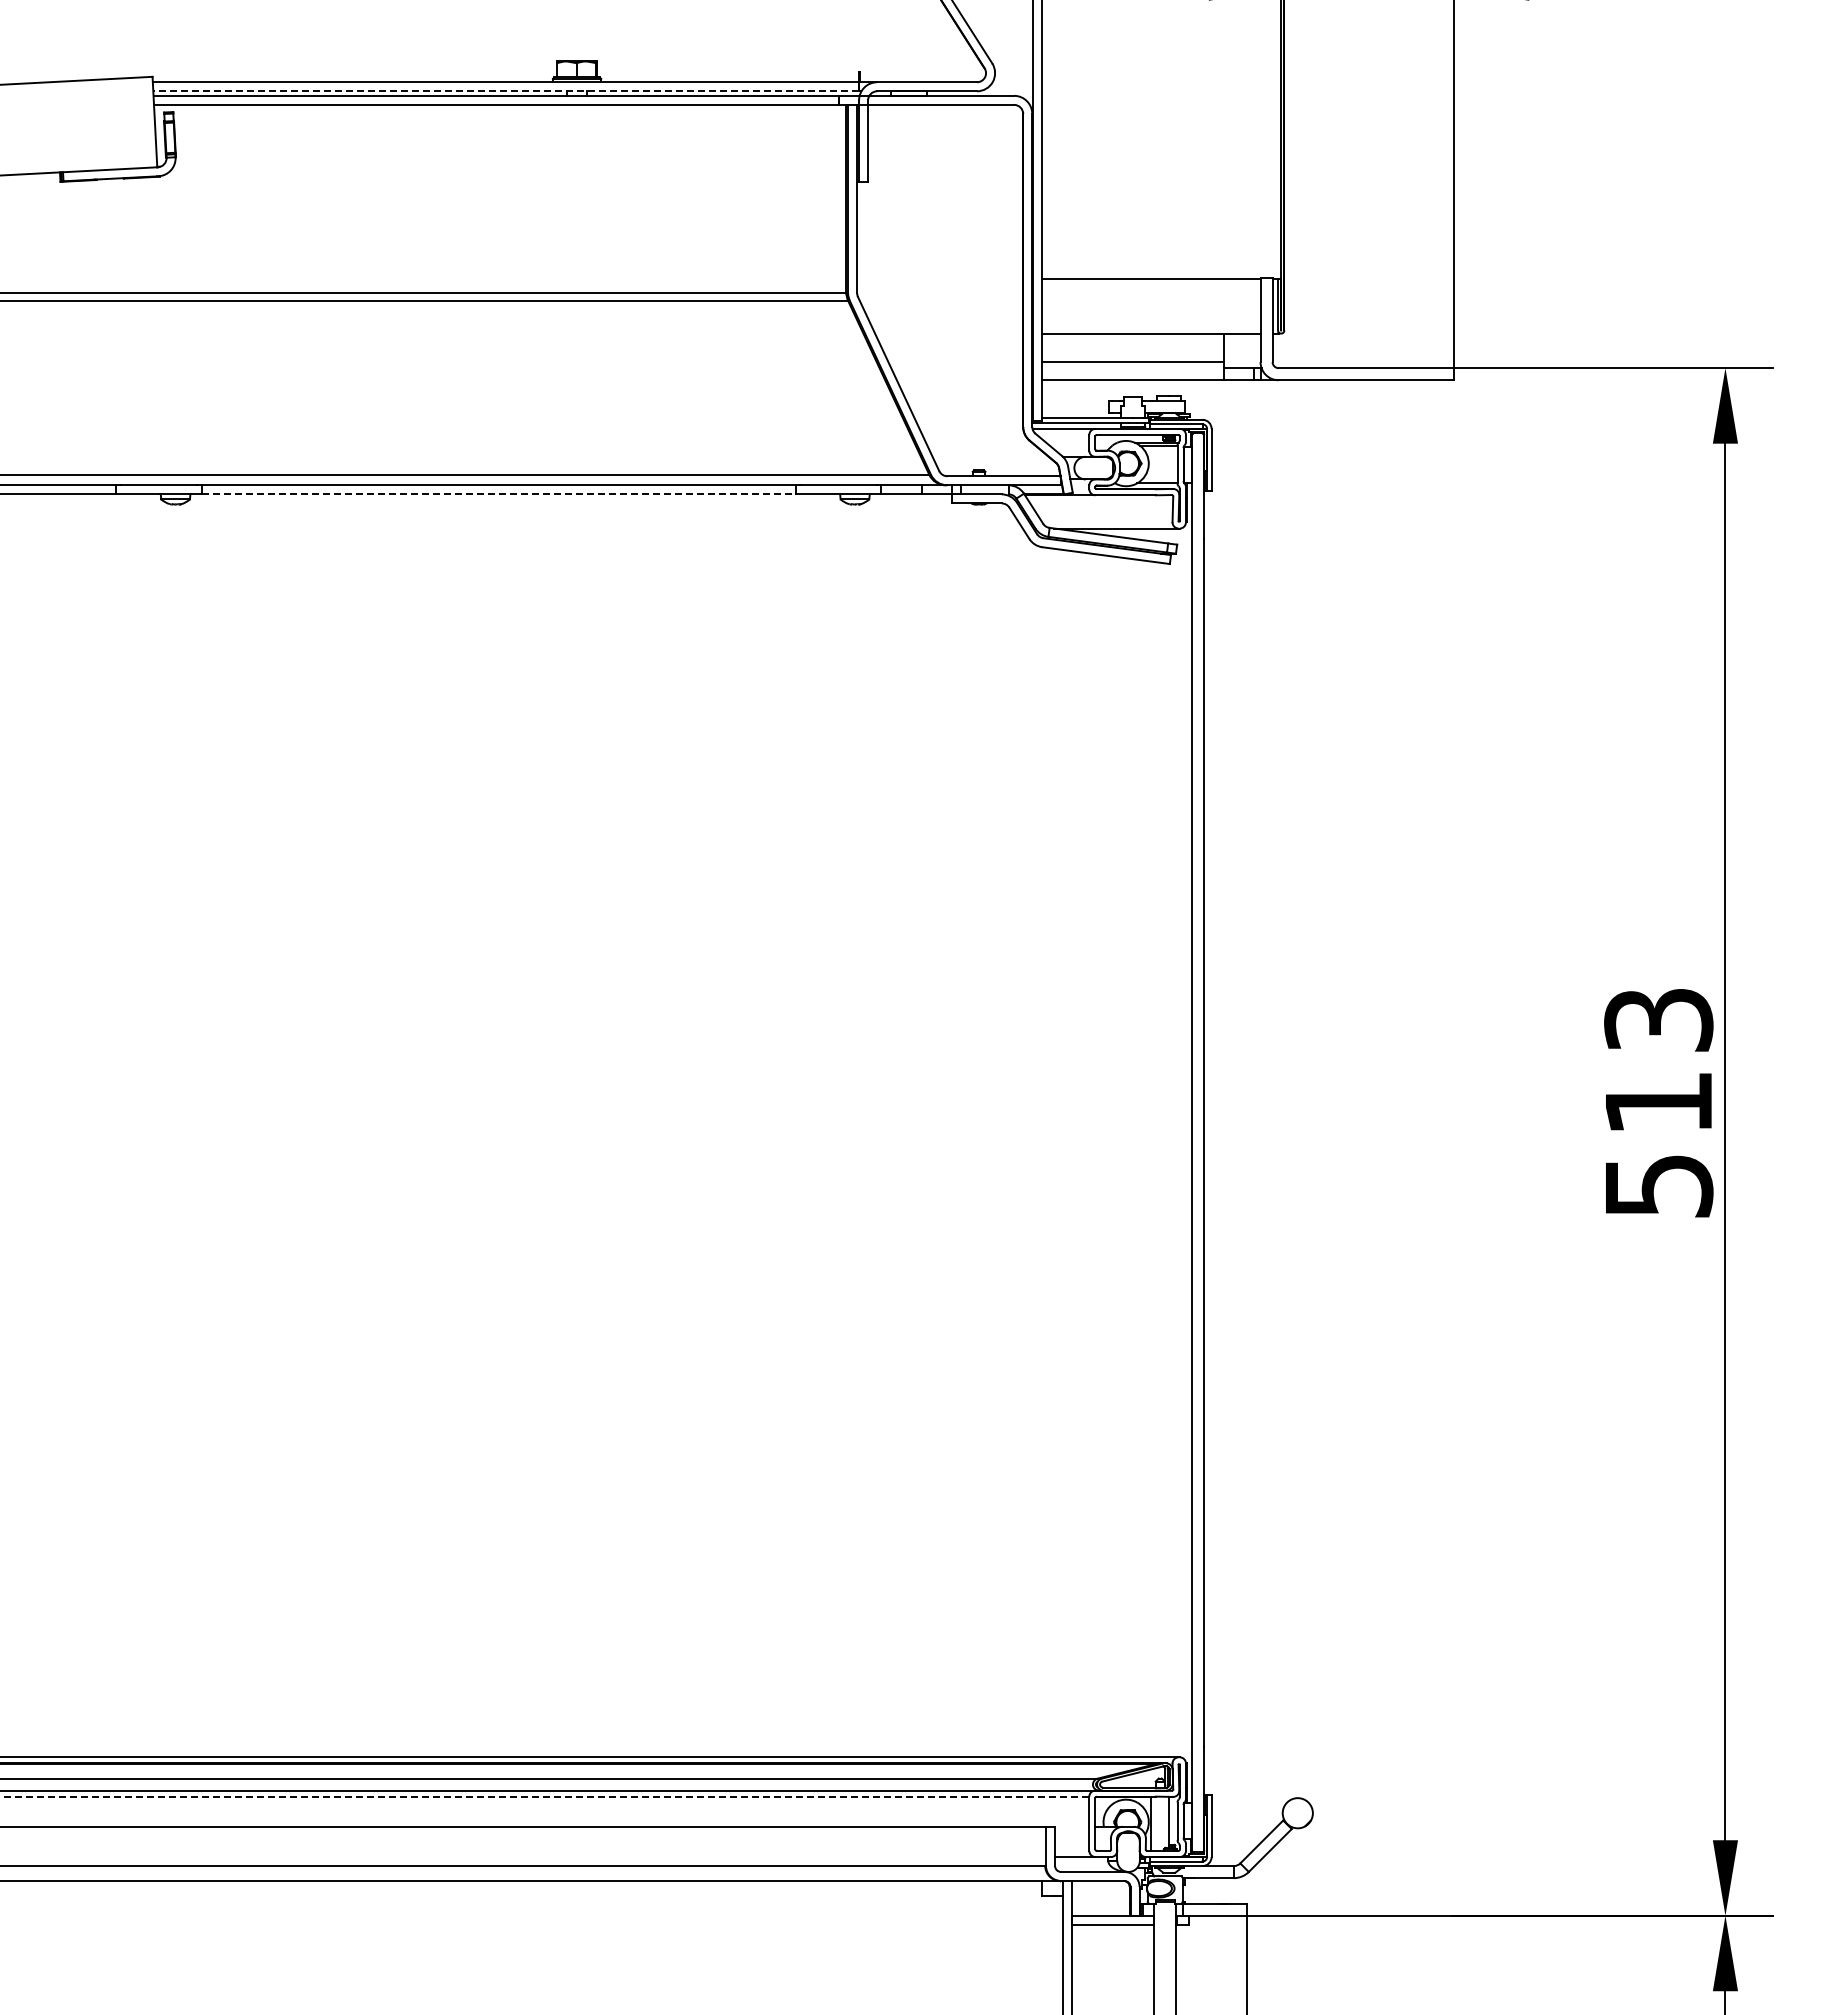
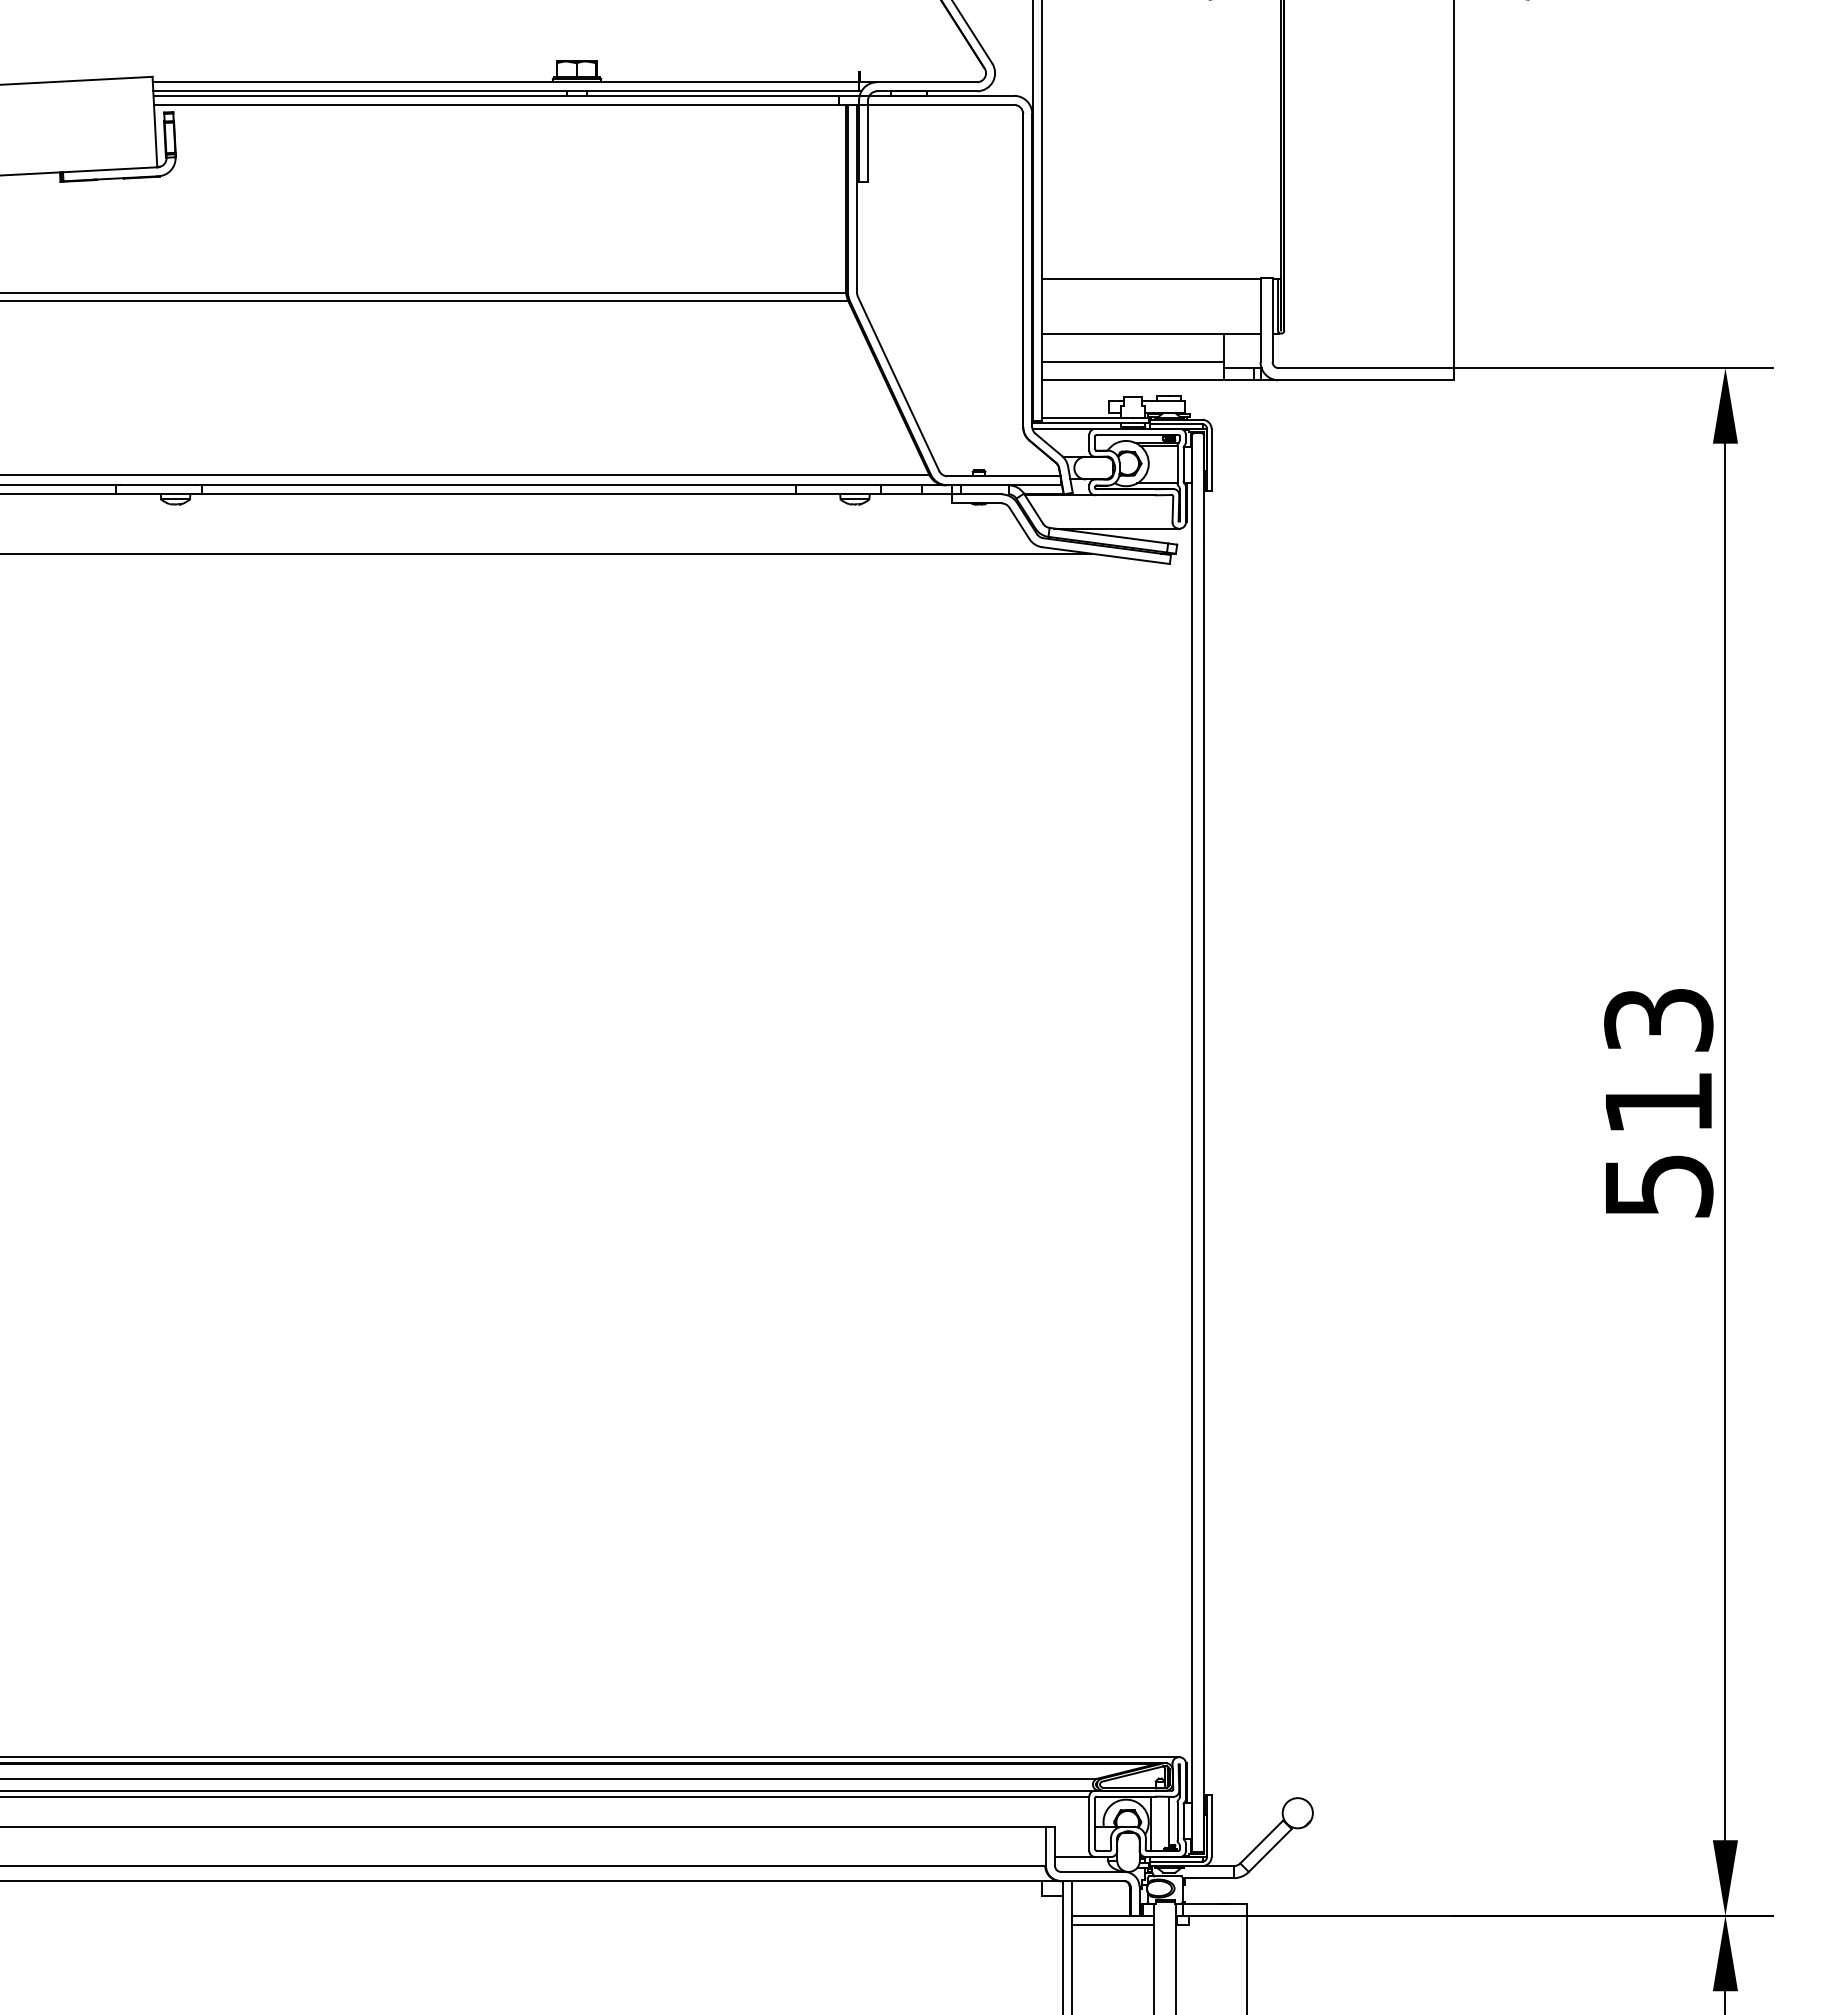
line: dashed -> solid (506, 91)
line: dashed -> solid (498, 494)
line: none -> present (546, 553)
line: dashed -> solid (544, 1796)
